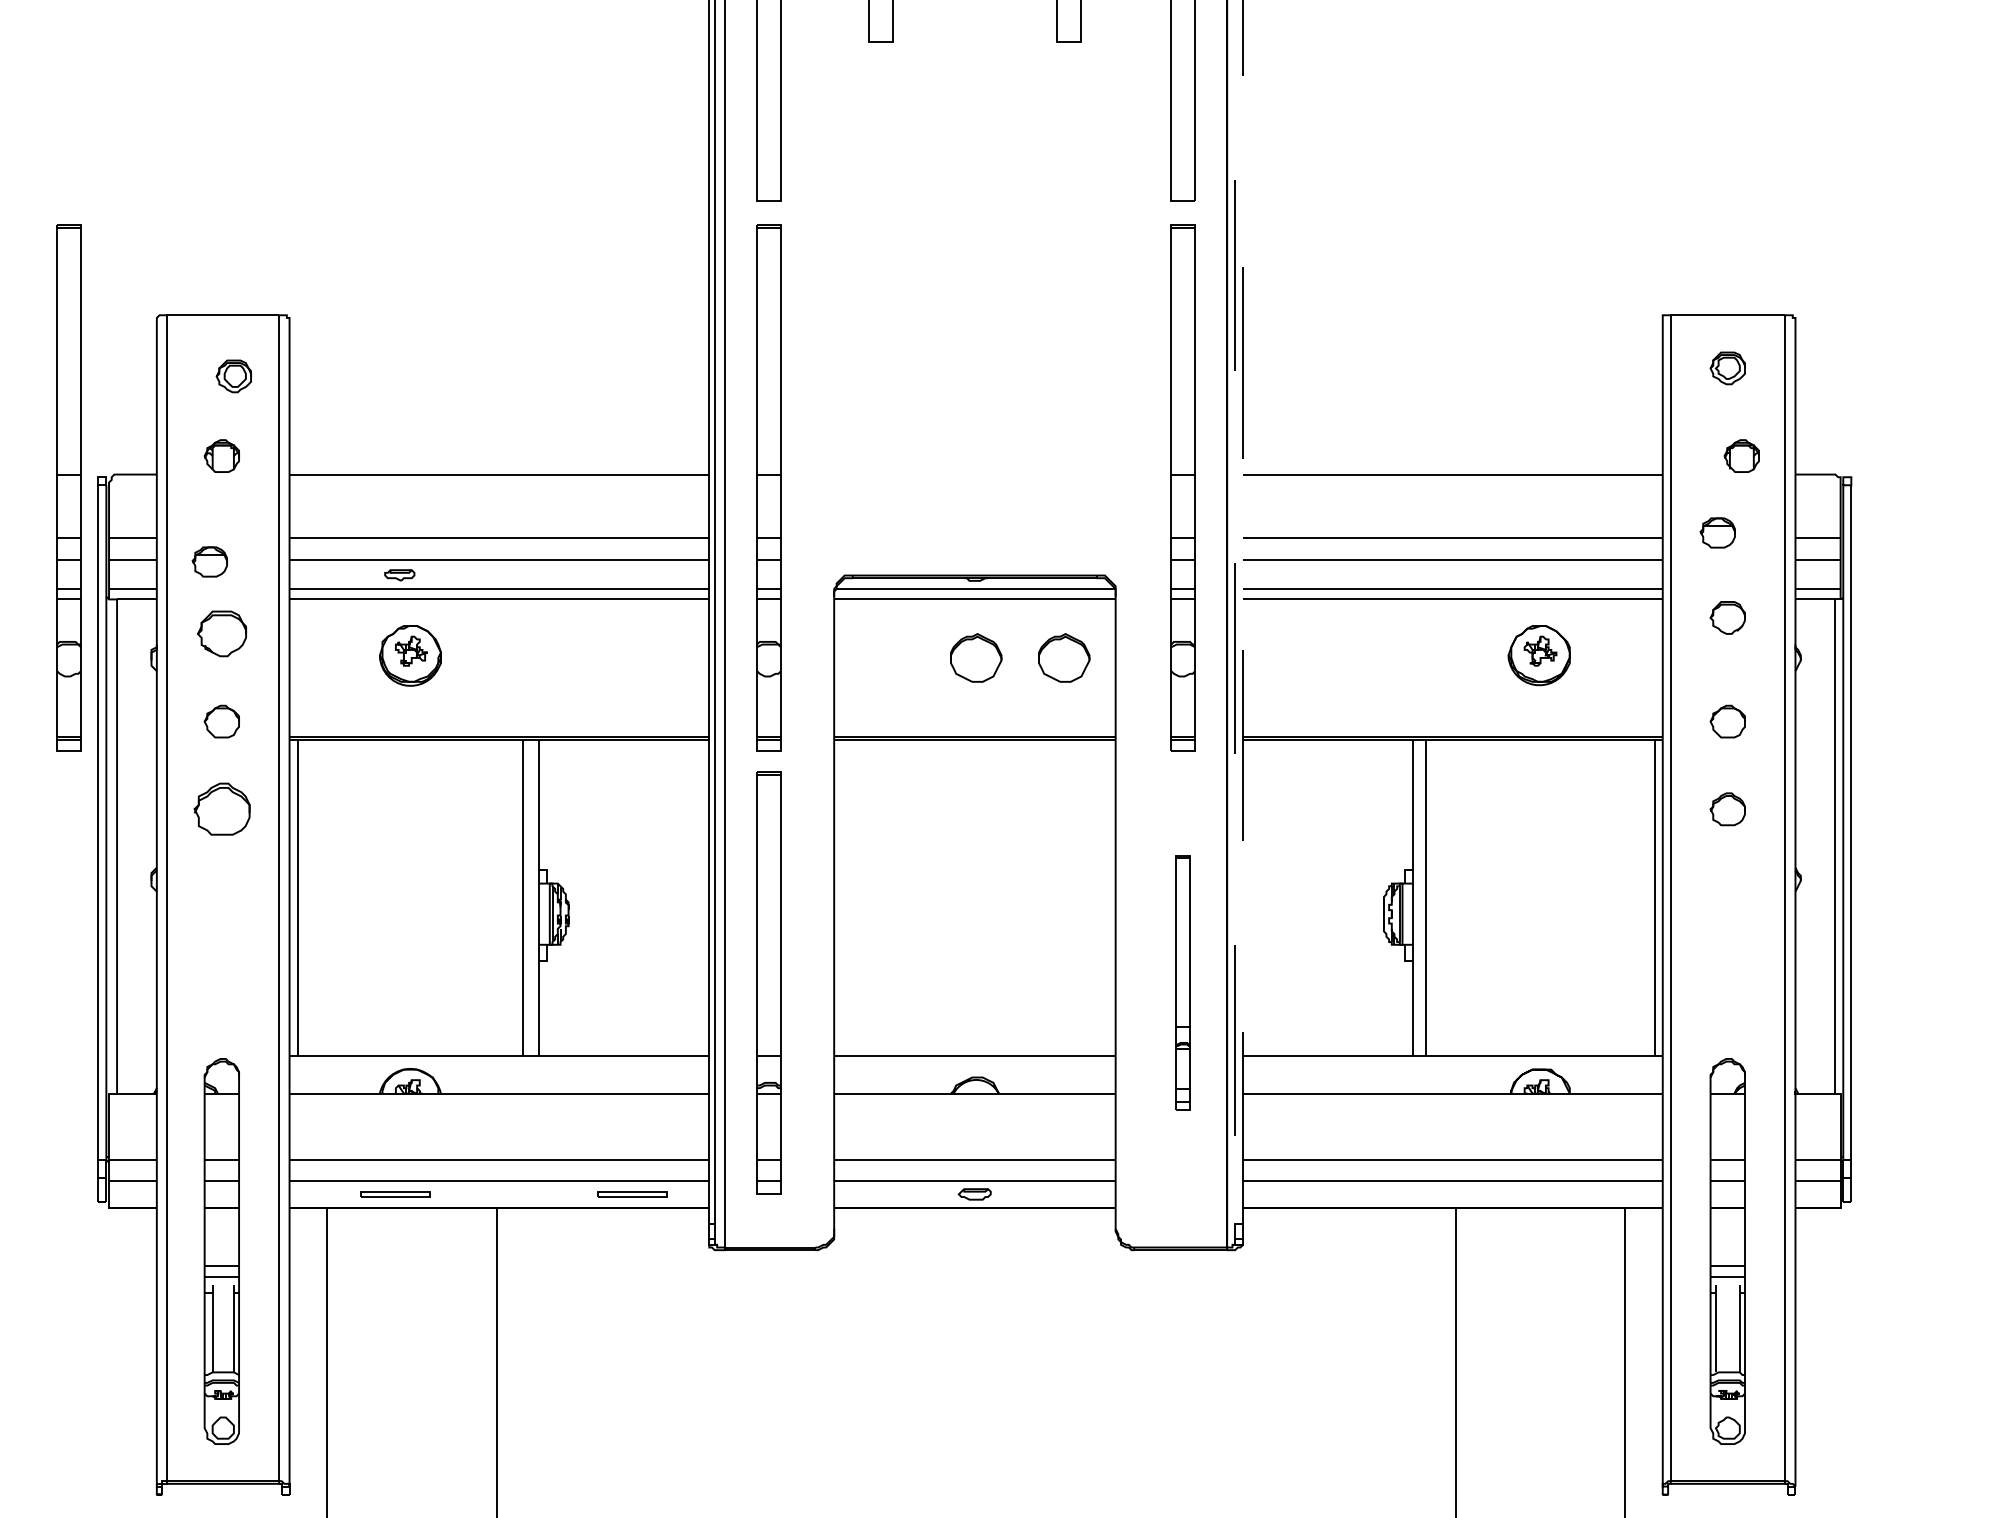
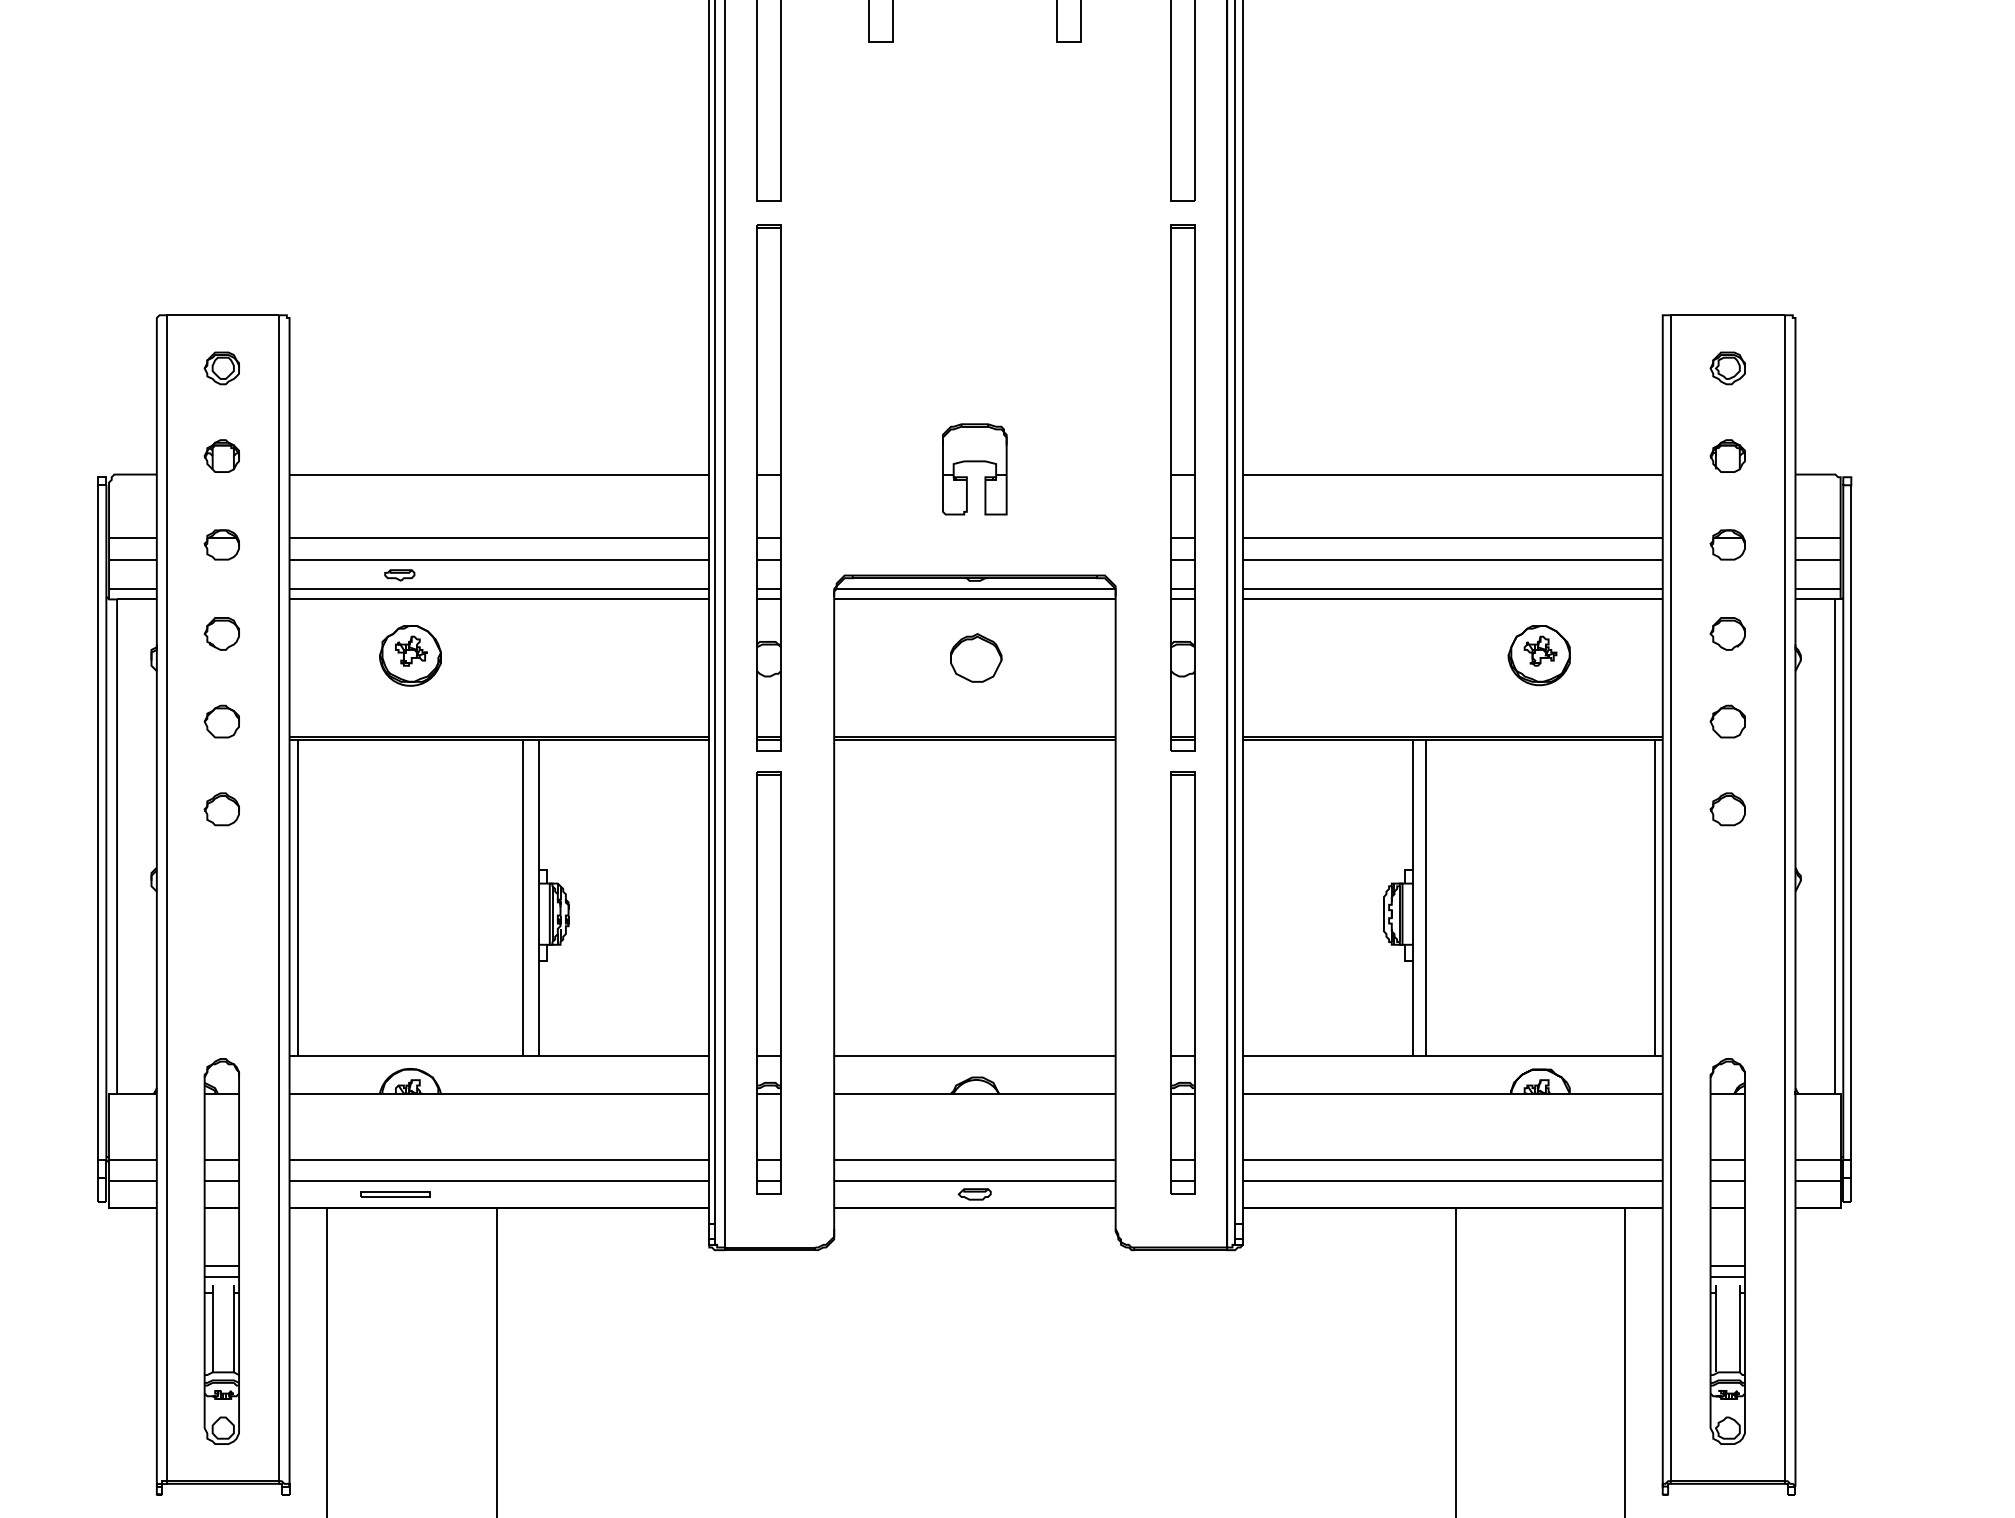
line: dashed -> solid (1235, 0)
part position: (233, 376) -> (221, 368) (221, 368)
part position: (1741, 455) -> (1727, 455) (1727, 455)
part: none -> present (974, 462)
part: present -> none (68, 487)
part position: (1717, 532) -> (1727, 544) (1727, 544)
part position: (209, 561) -> (221, 544) (221, 544)
part position: (1727, 617) -> (1727, 633) (1727, 633)
part size: 51x48 px -> 37x34 px (221, 633)
part: present -> none (1064, 657)
part size: 58x54 px -> 37x35 px (221, 809)
part size: 16x256 px -> 26x424 px (1182, 982)
part: present -> none (632, 1194)
